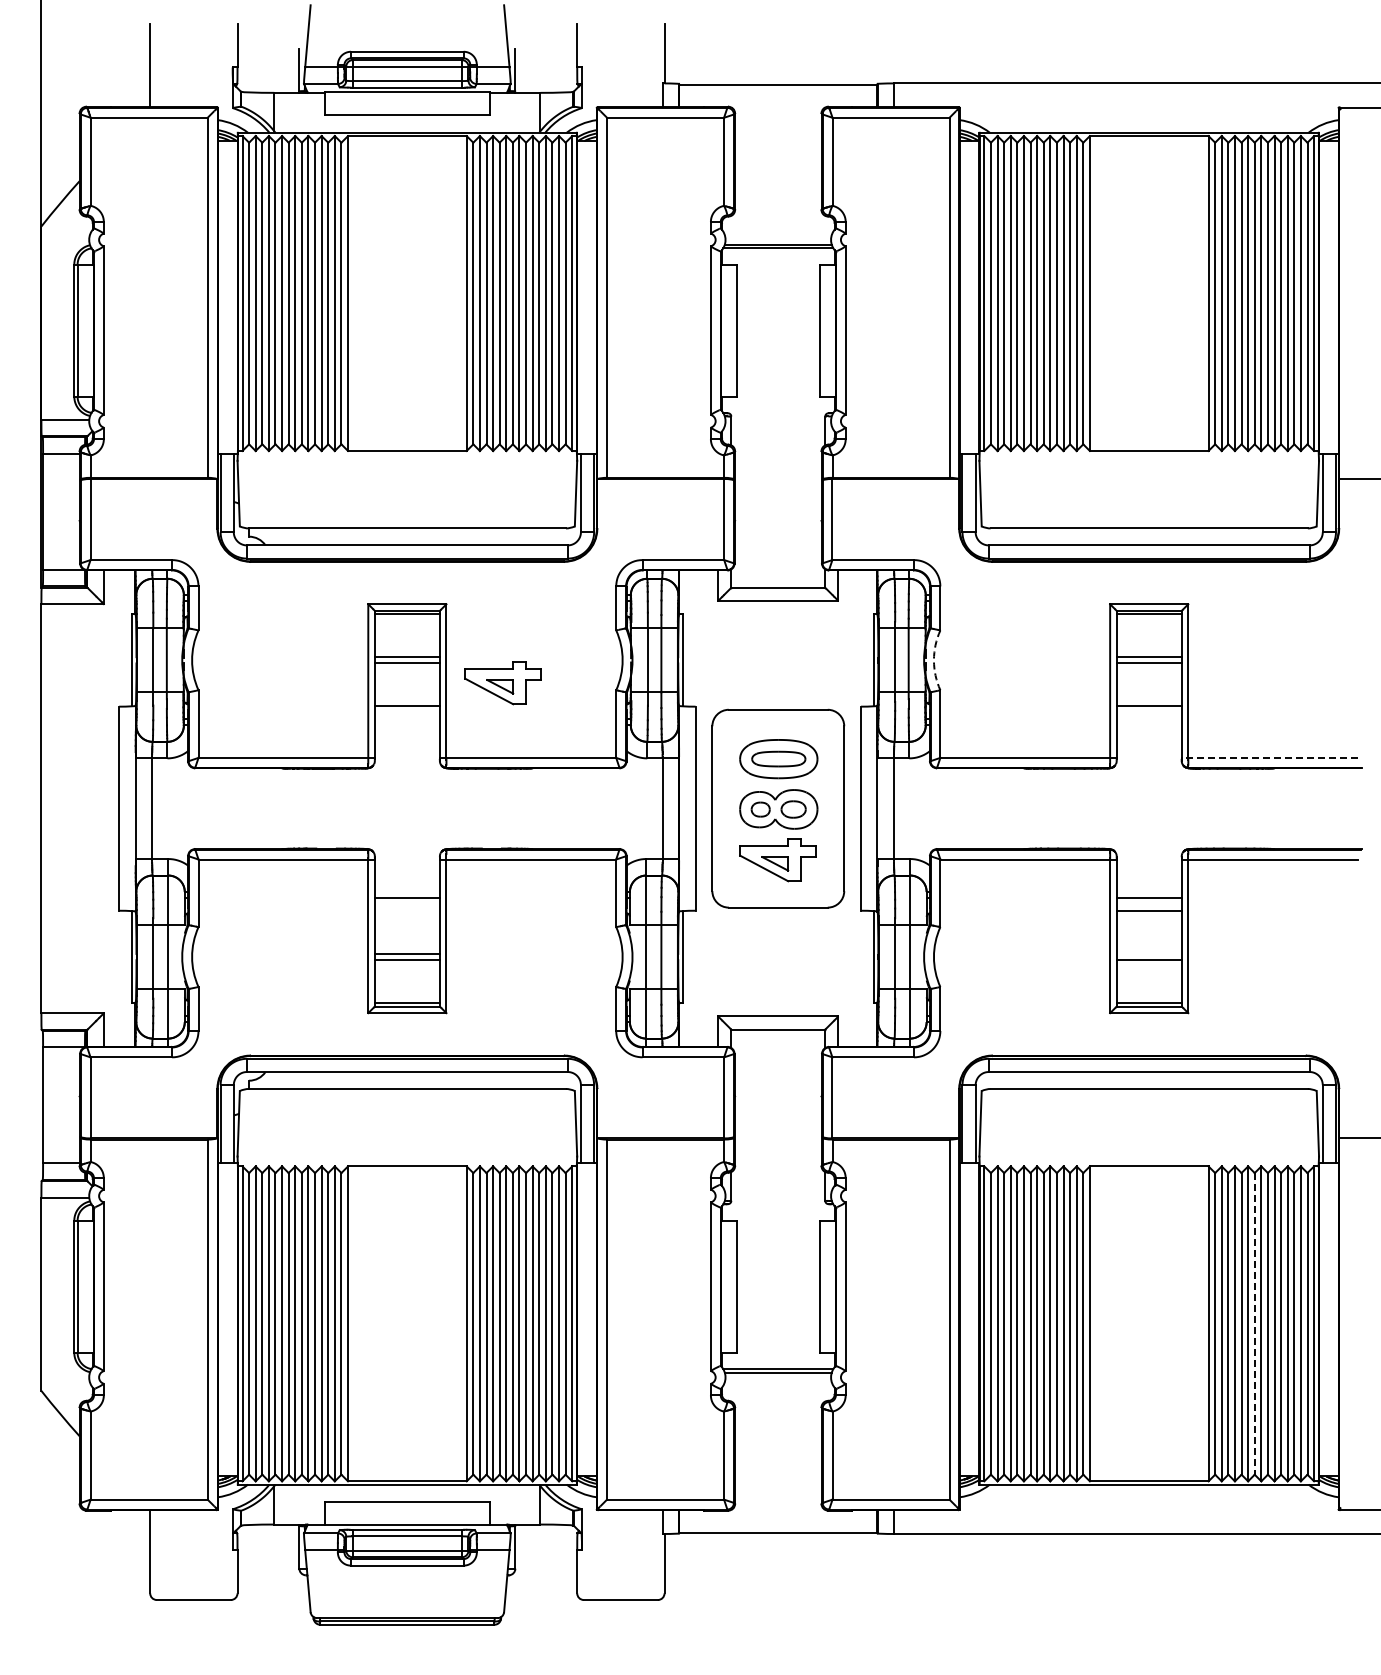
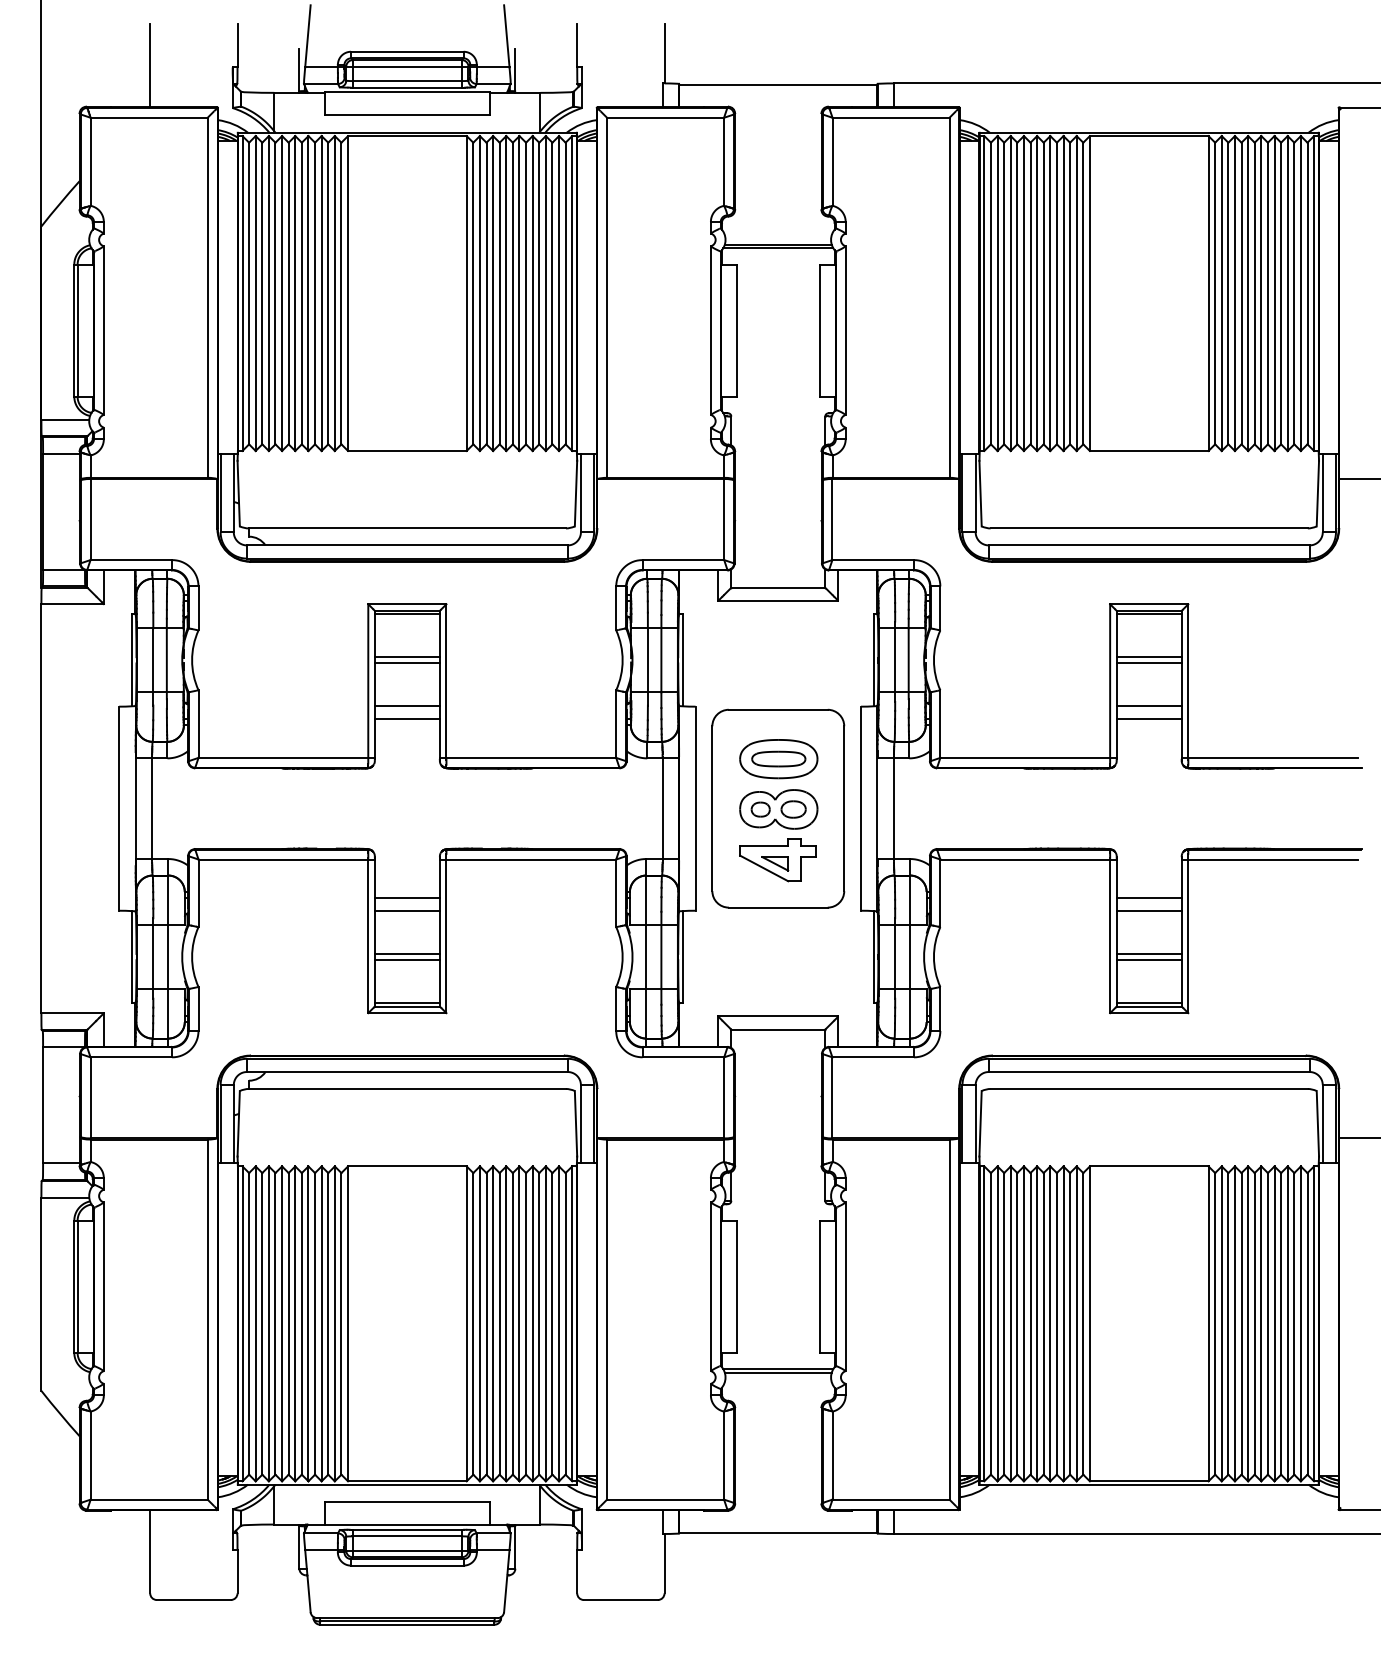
arc: dashed -> solid (933, 660)
part: present -> none (502, 683)
line: none -> present (406, 719)
line: none -> present (1148, 719)
line: dashed -> solid (1269, 757)
line: none -> present (406, 911)
line: none -> present (1148, 953)
line: dashed -> solid (1254, 1323)
